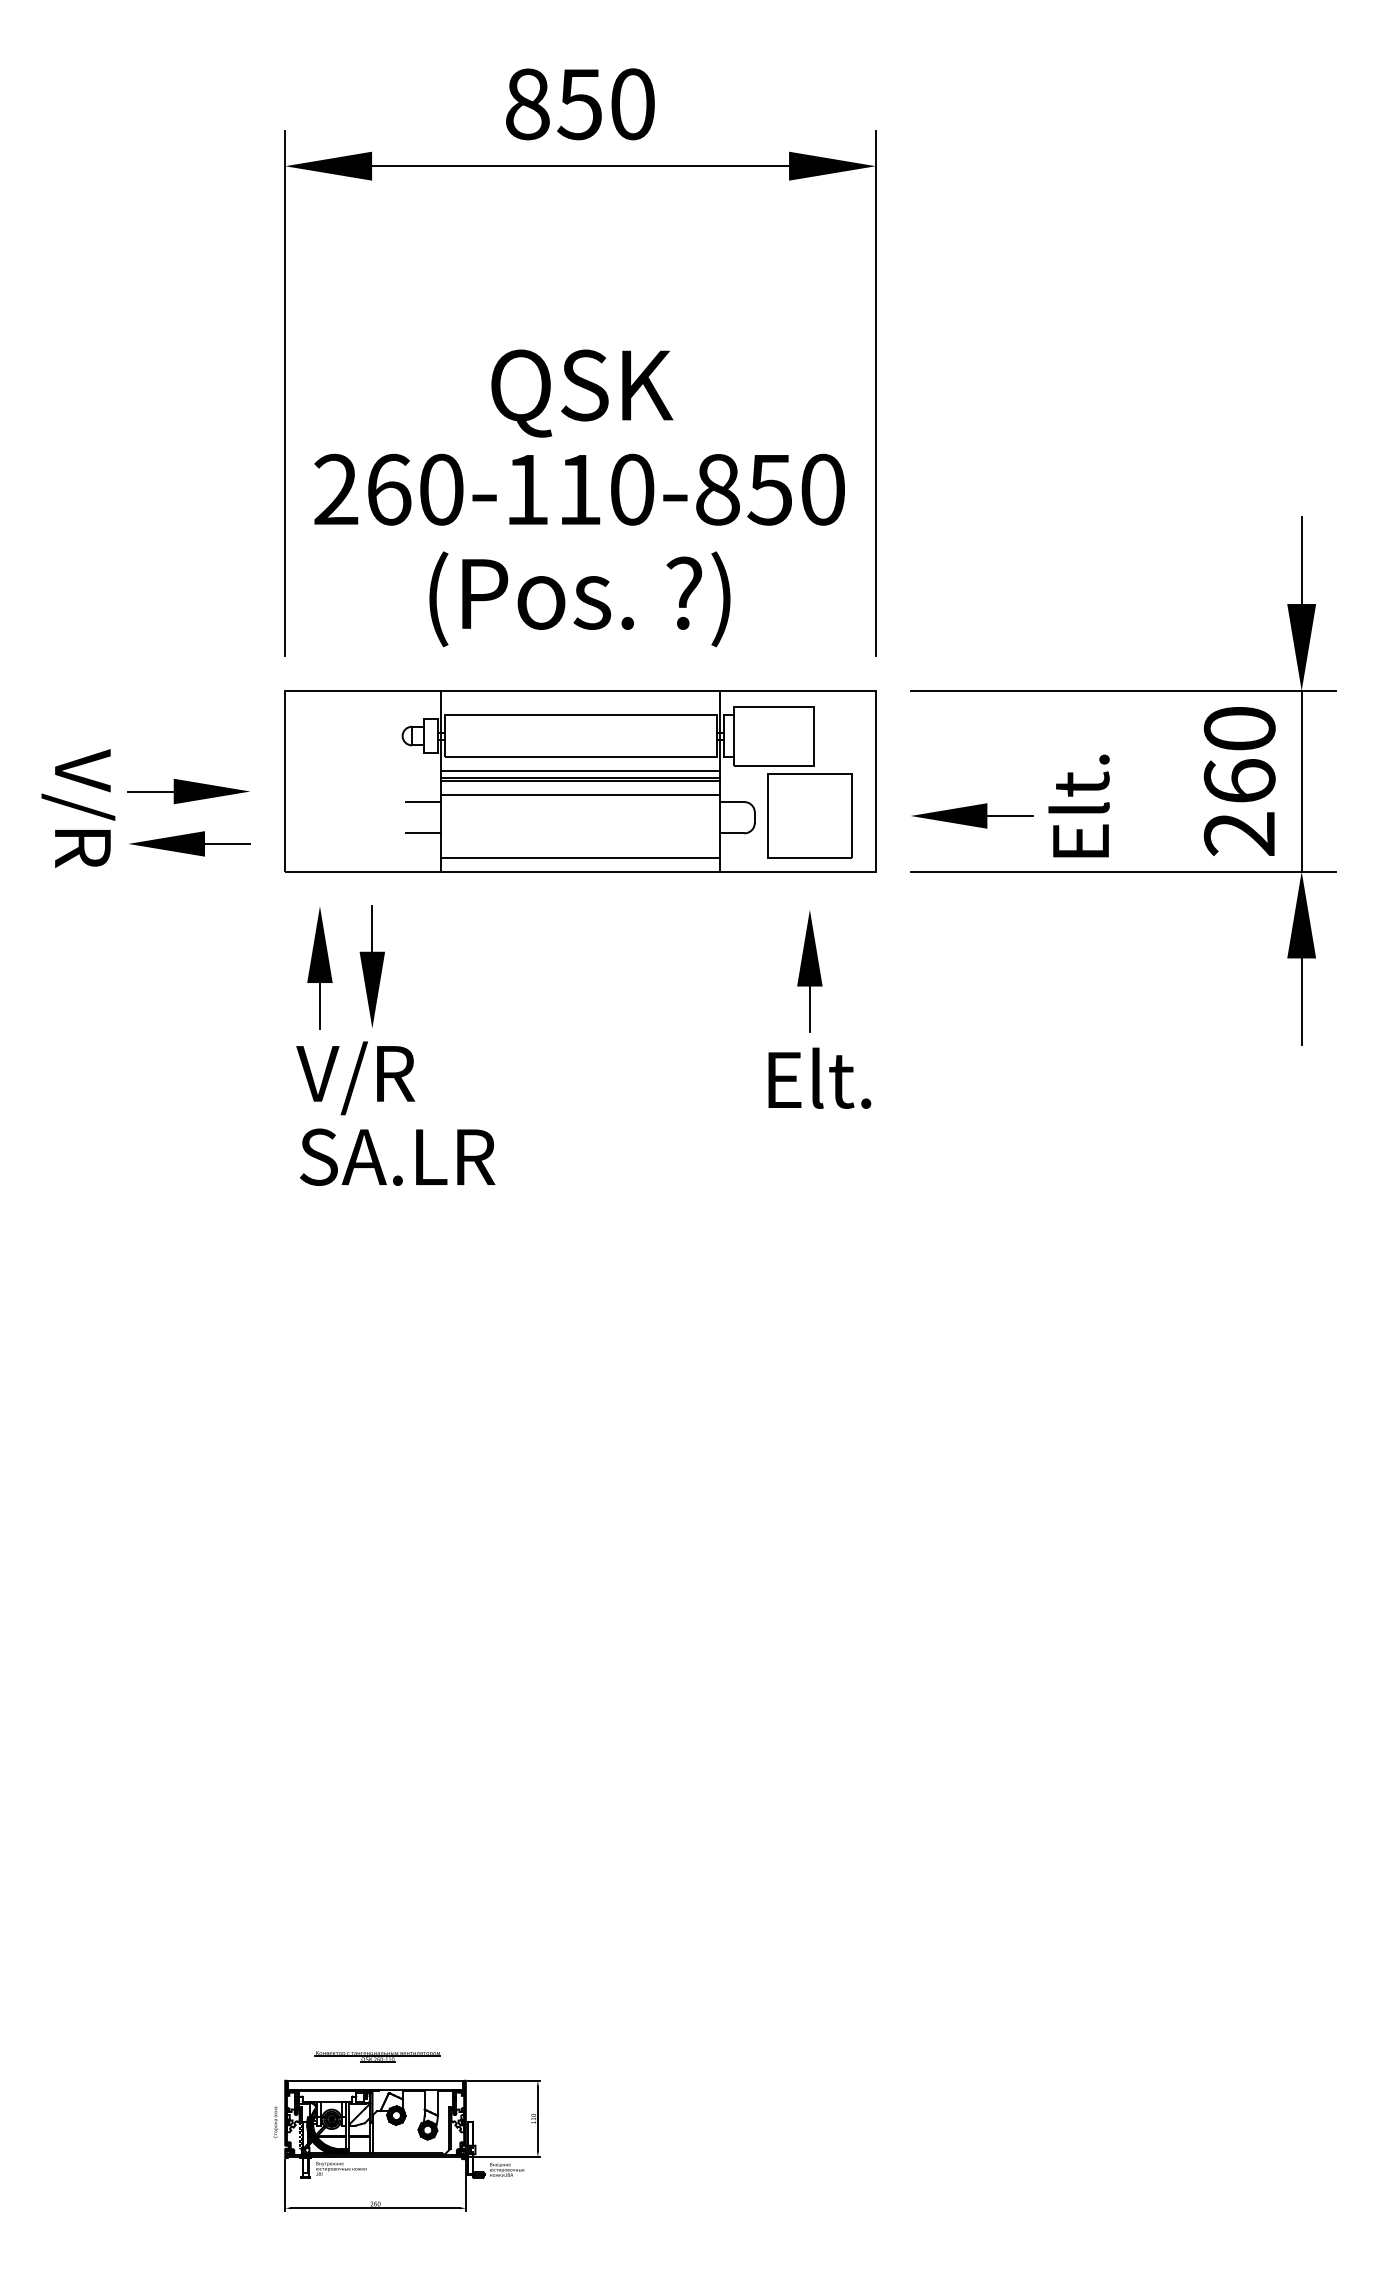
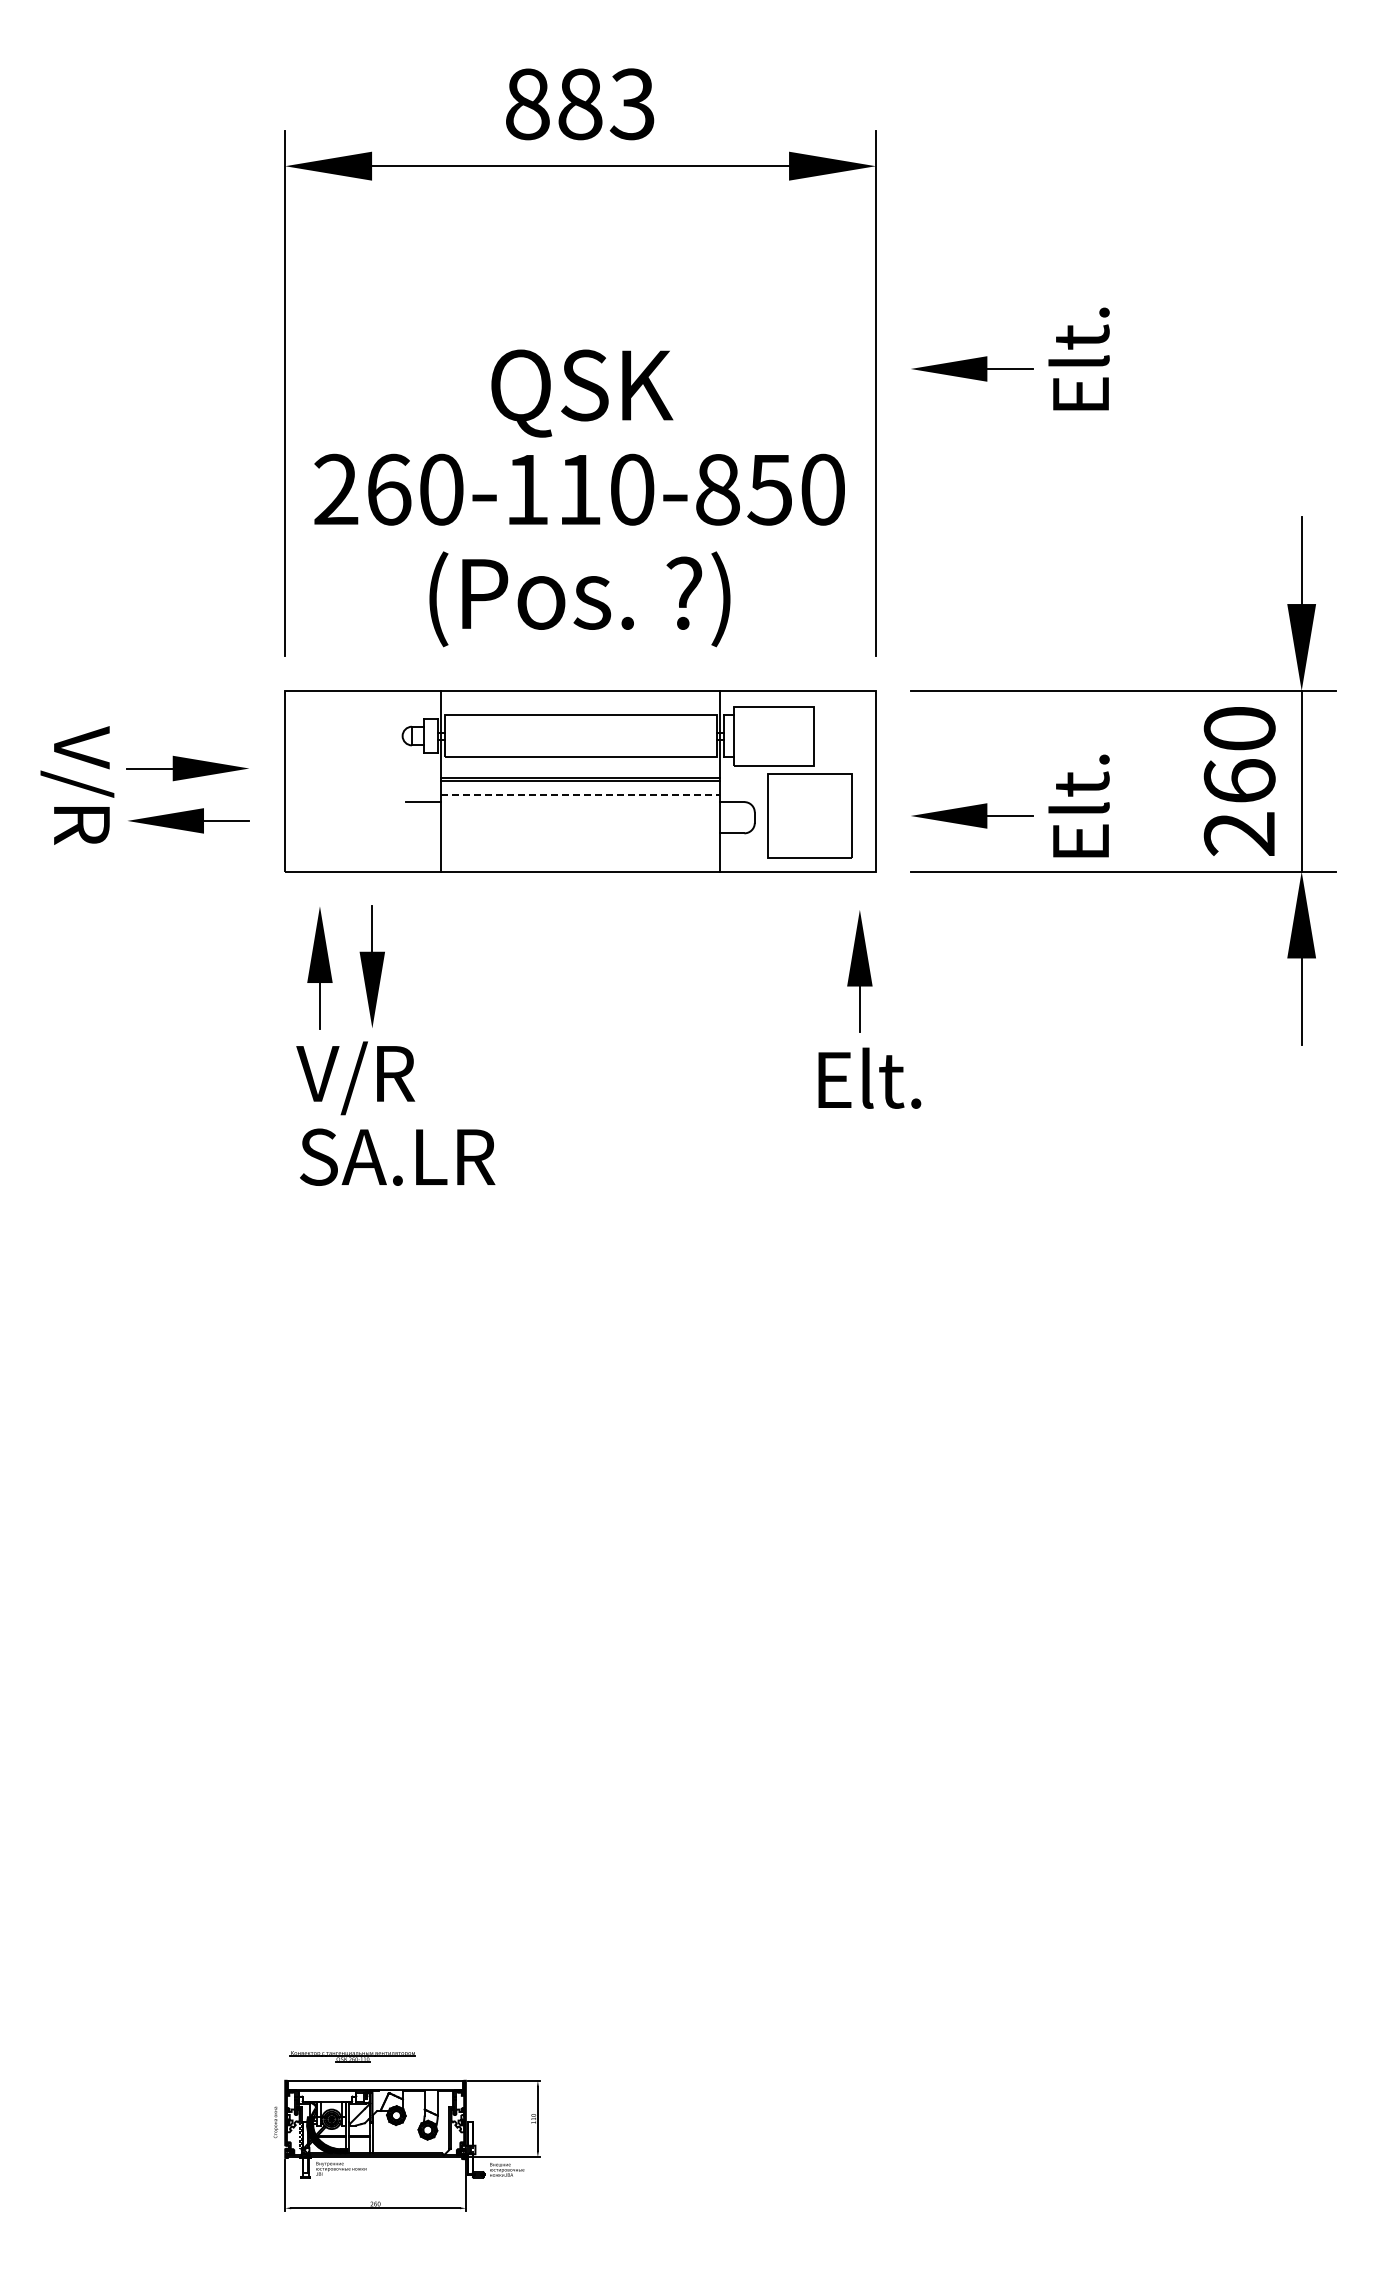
text: 850 -> 883 (605, 104)
part: none -> present (1010, 368)
line: present -> none (580, 770)
part position: (145, 792) -> (144, 769) (144, 769)
line: solid -> dashed (580, 795)
line: present -> none (423, 833)
line: present -> none (580, 857)
part position: (810, 1009) -> (860, 1009) (860, 1009)
part position: (377, 2056) -> (352, 2056) (352, 2056)
